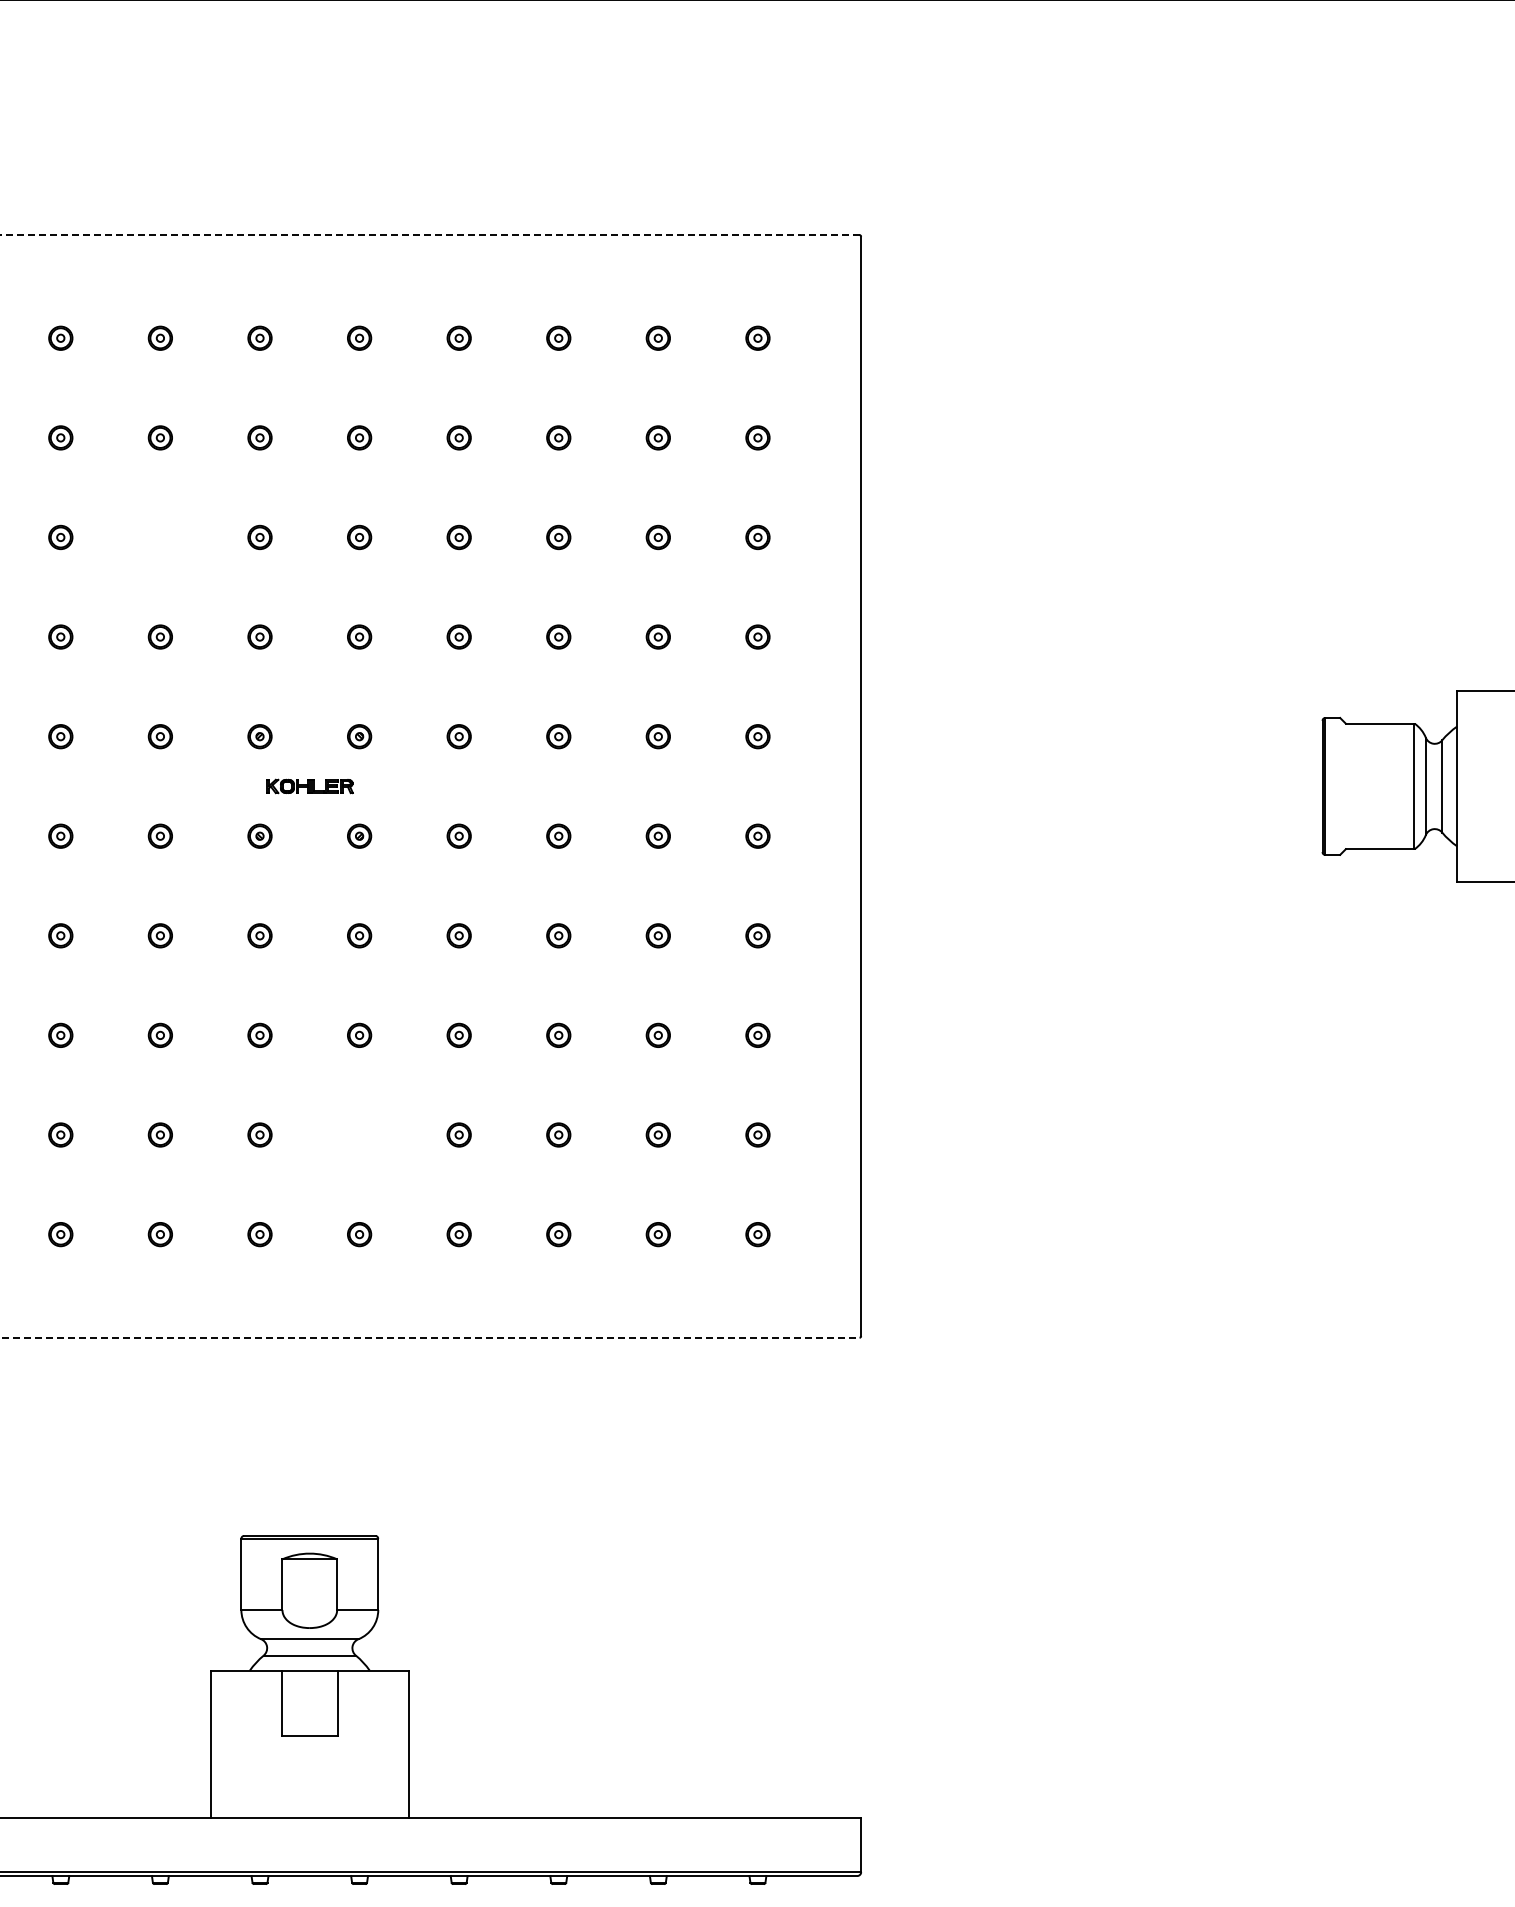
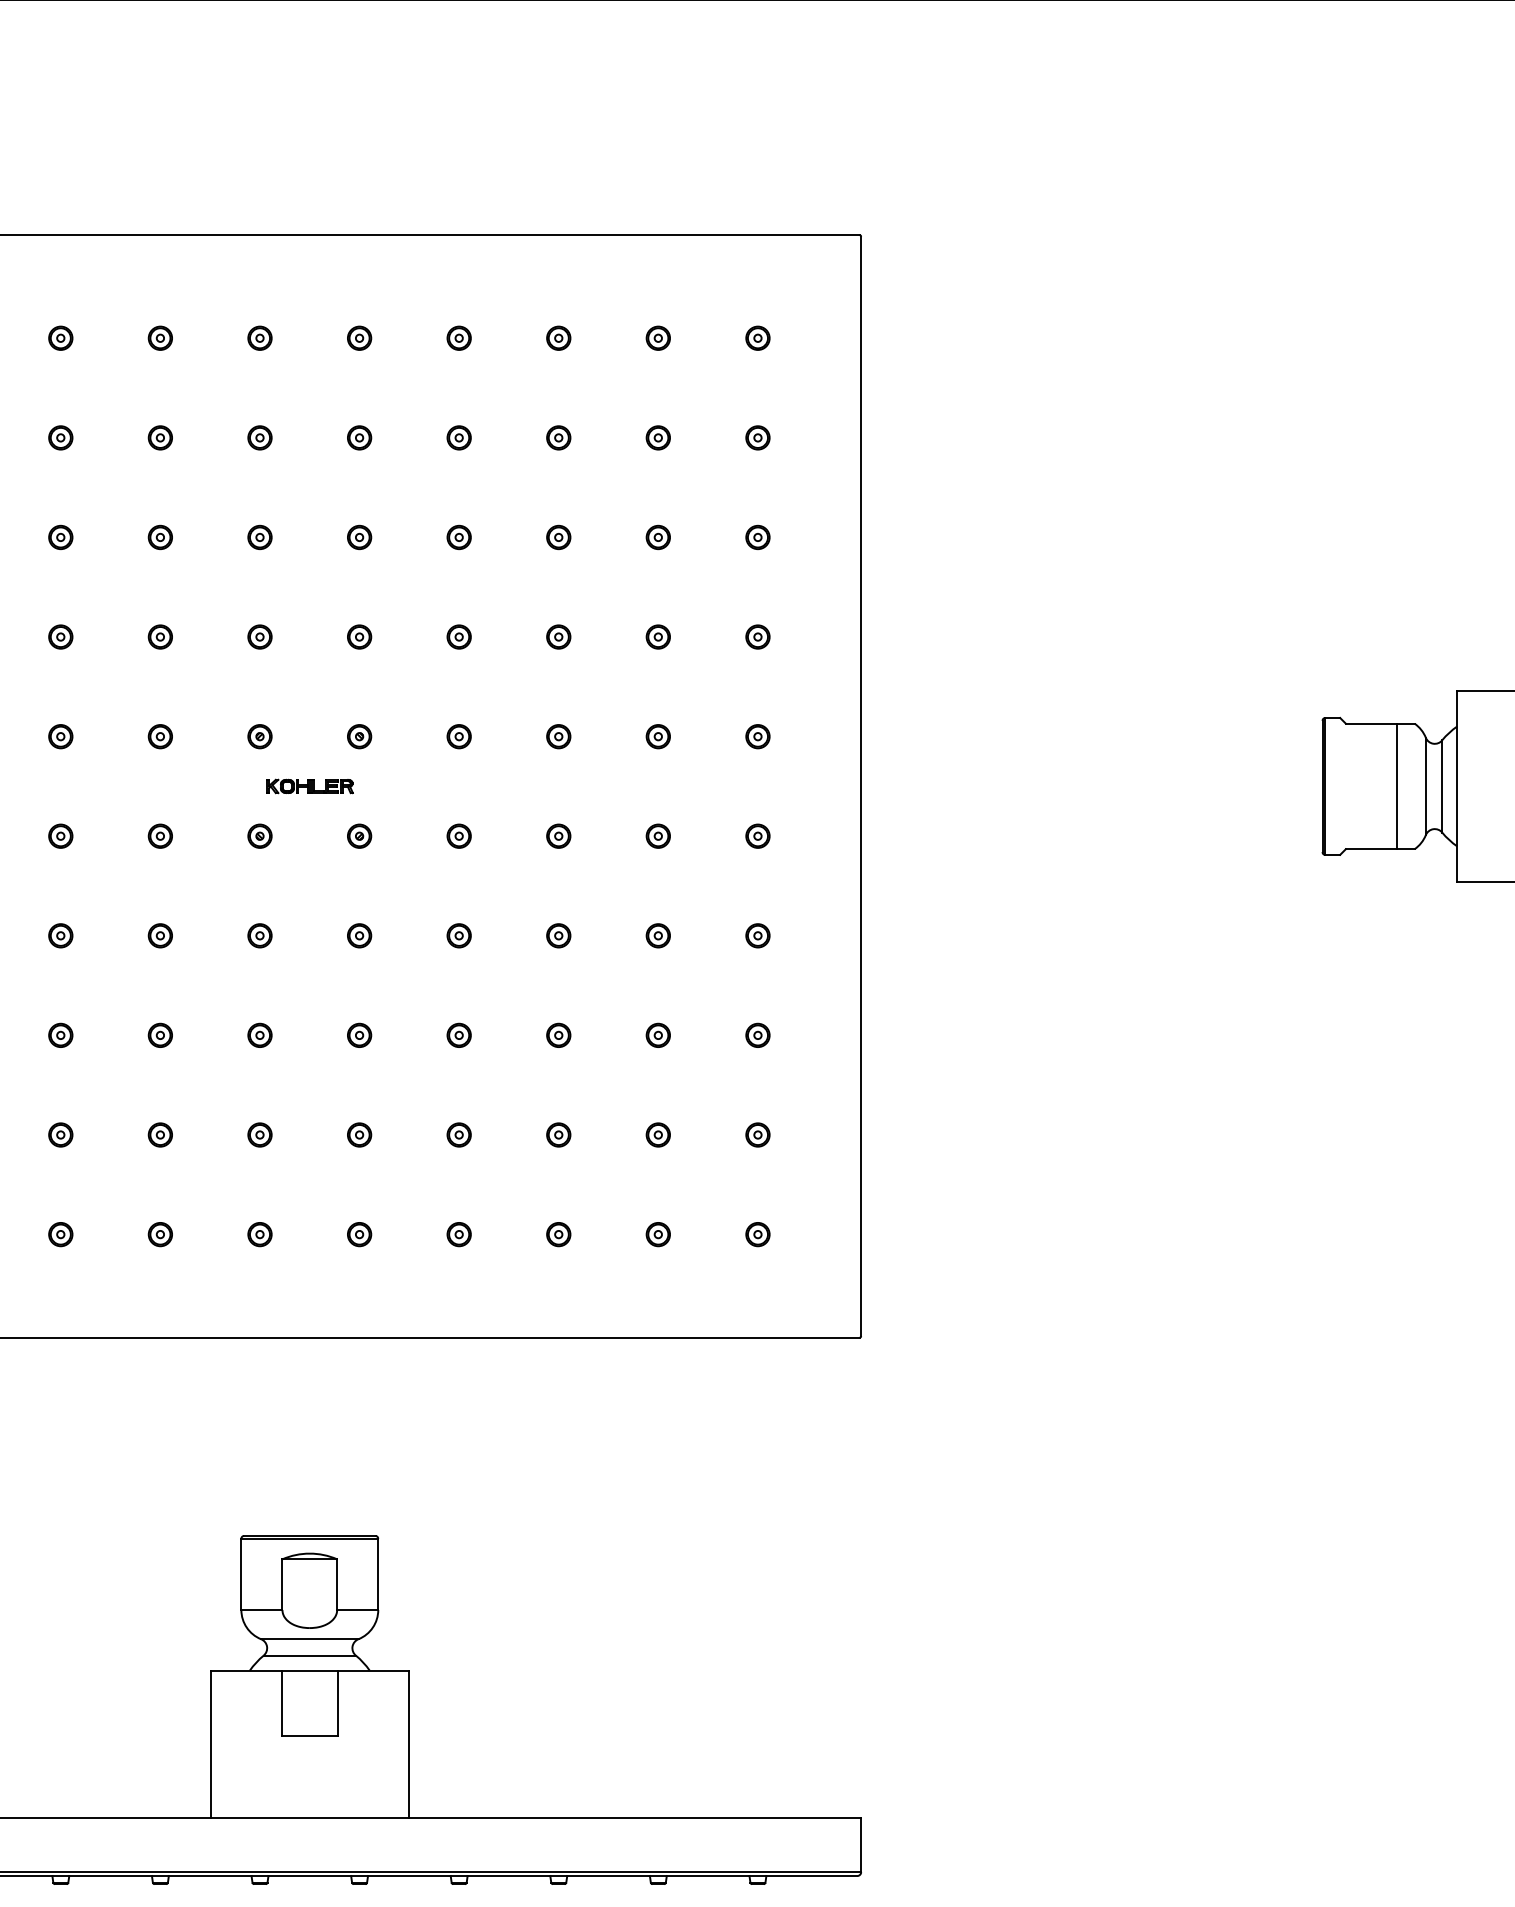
line: dashed -> solid (429, 235)
part: none -> present (159, 537)
line position: (1413, 786) -> (1396, 786) (1396, 786)
part: none -> present (359, 1134)
line: dashed -> solid (430, 1337)
